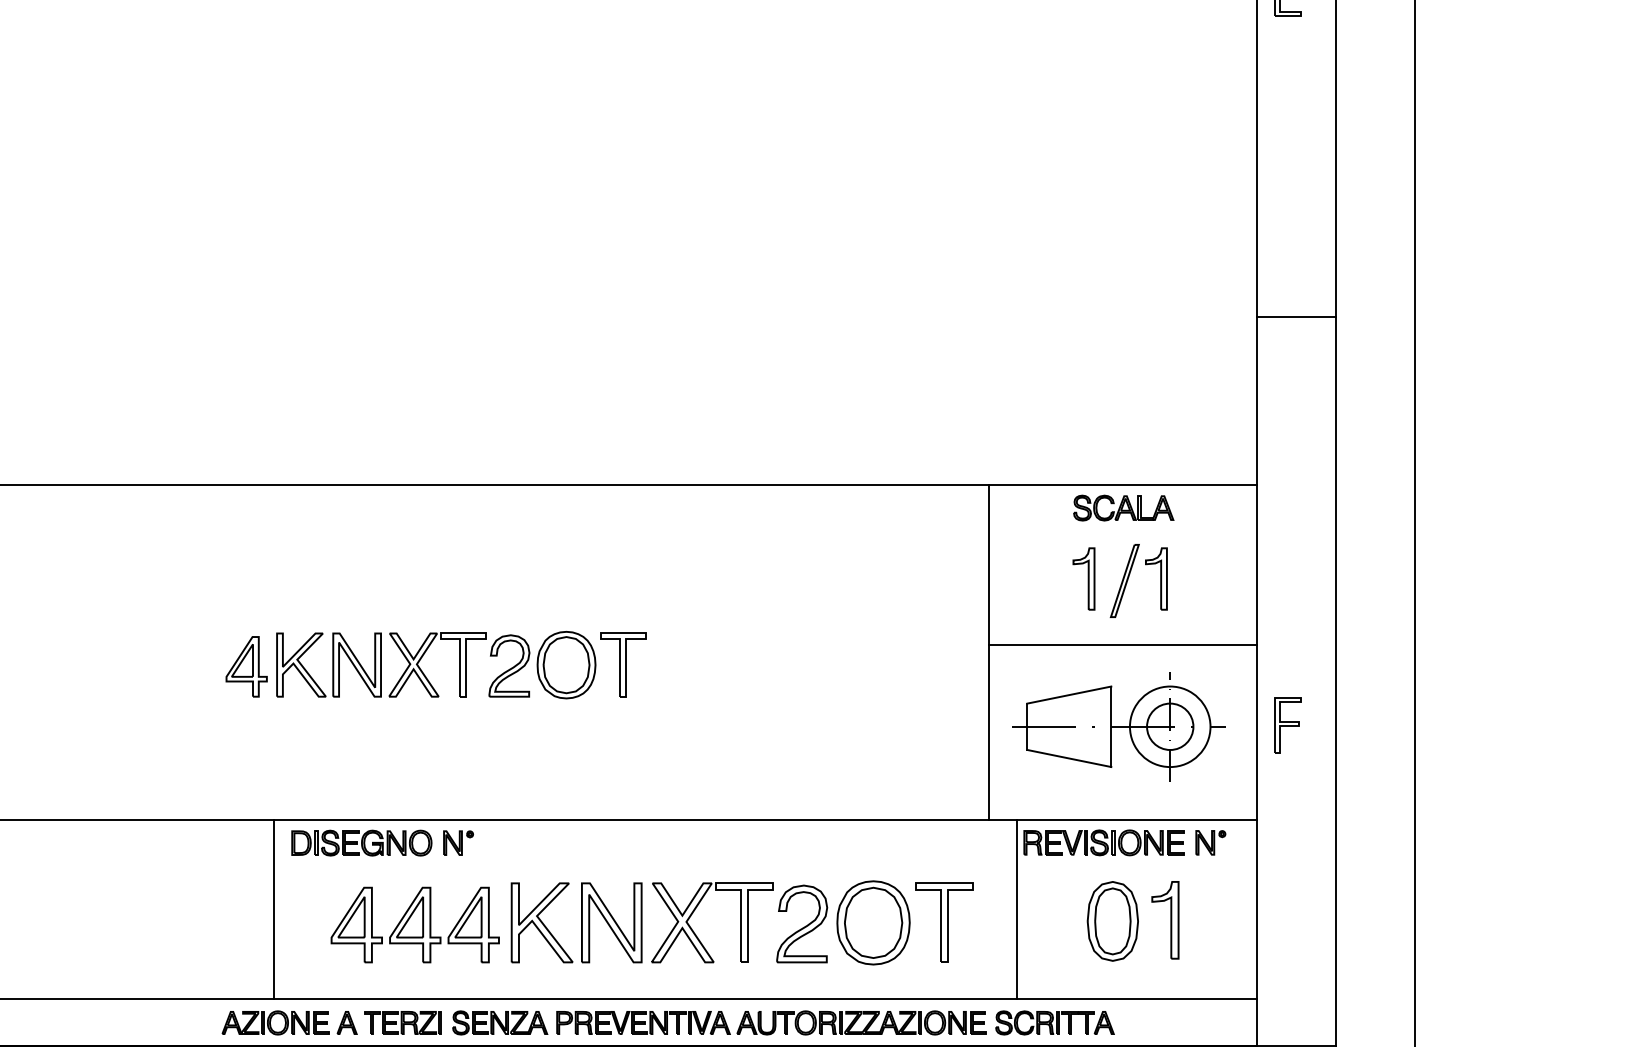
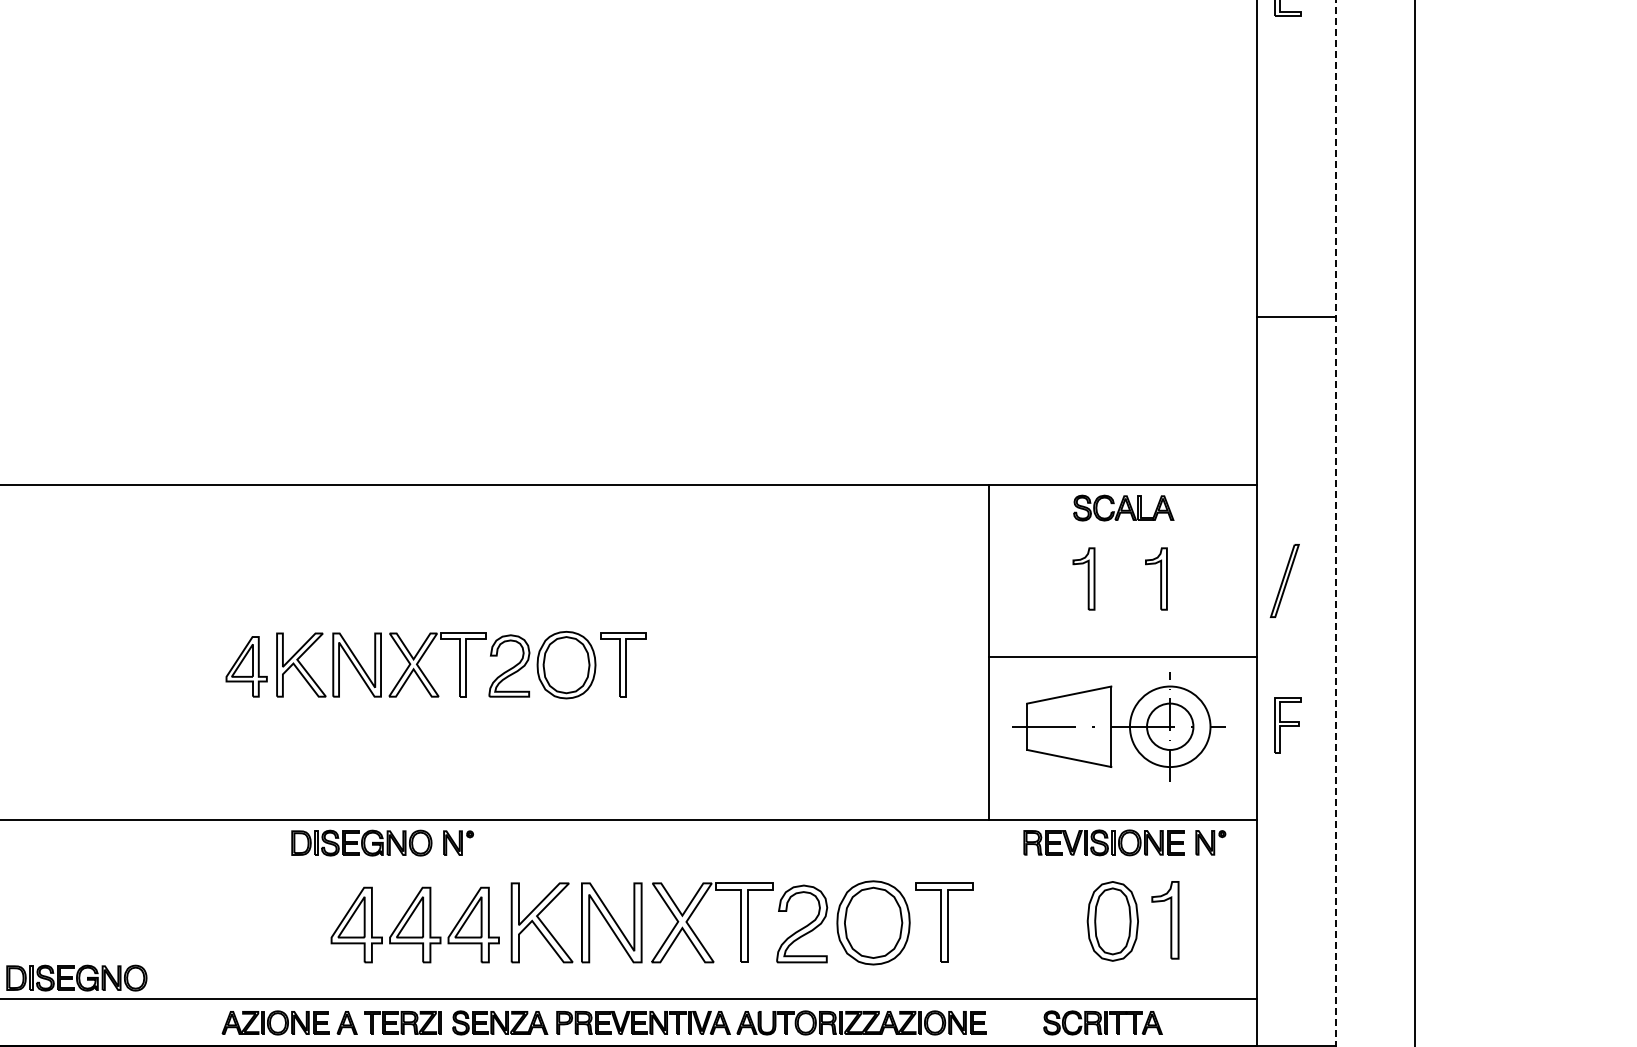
line: solid -> dashed (1336, 523)
part position: (1124, 580) -> (1284, 580) (1284, 580)
line position: (1122, 645) -> (1122, 657) (1122, 657)
line: present -> none (273, 909)
line: present -> none (1016, 909)
part: none -> present (76, 977)
part position: (1054, 1022) -> (1102, 1022) (1102, 1022)
